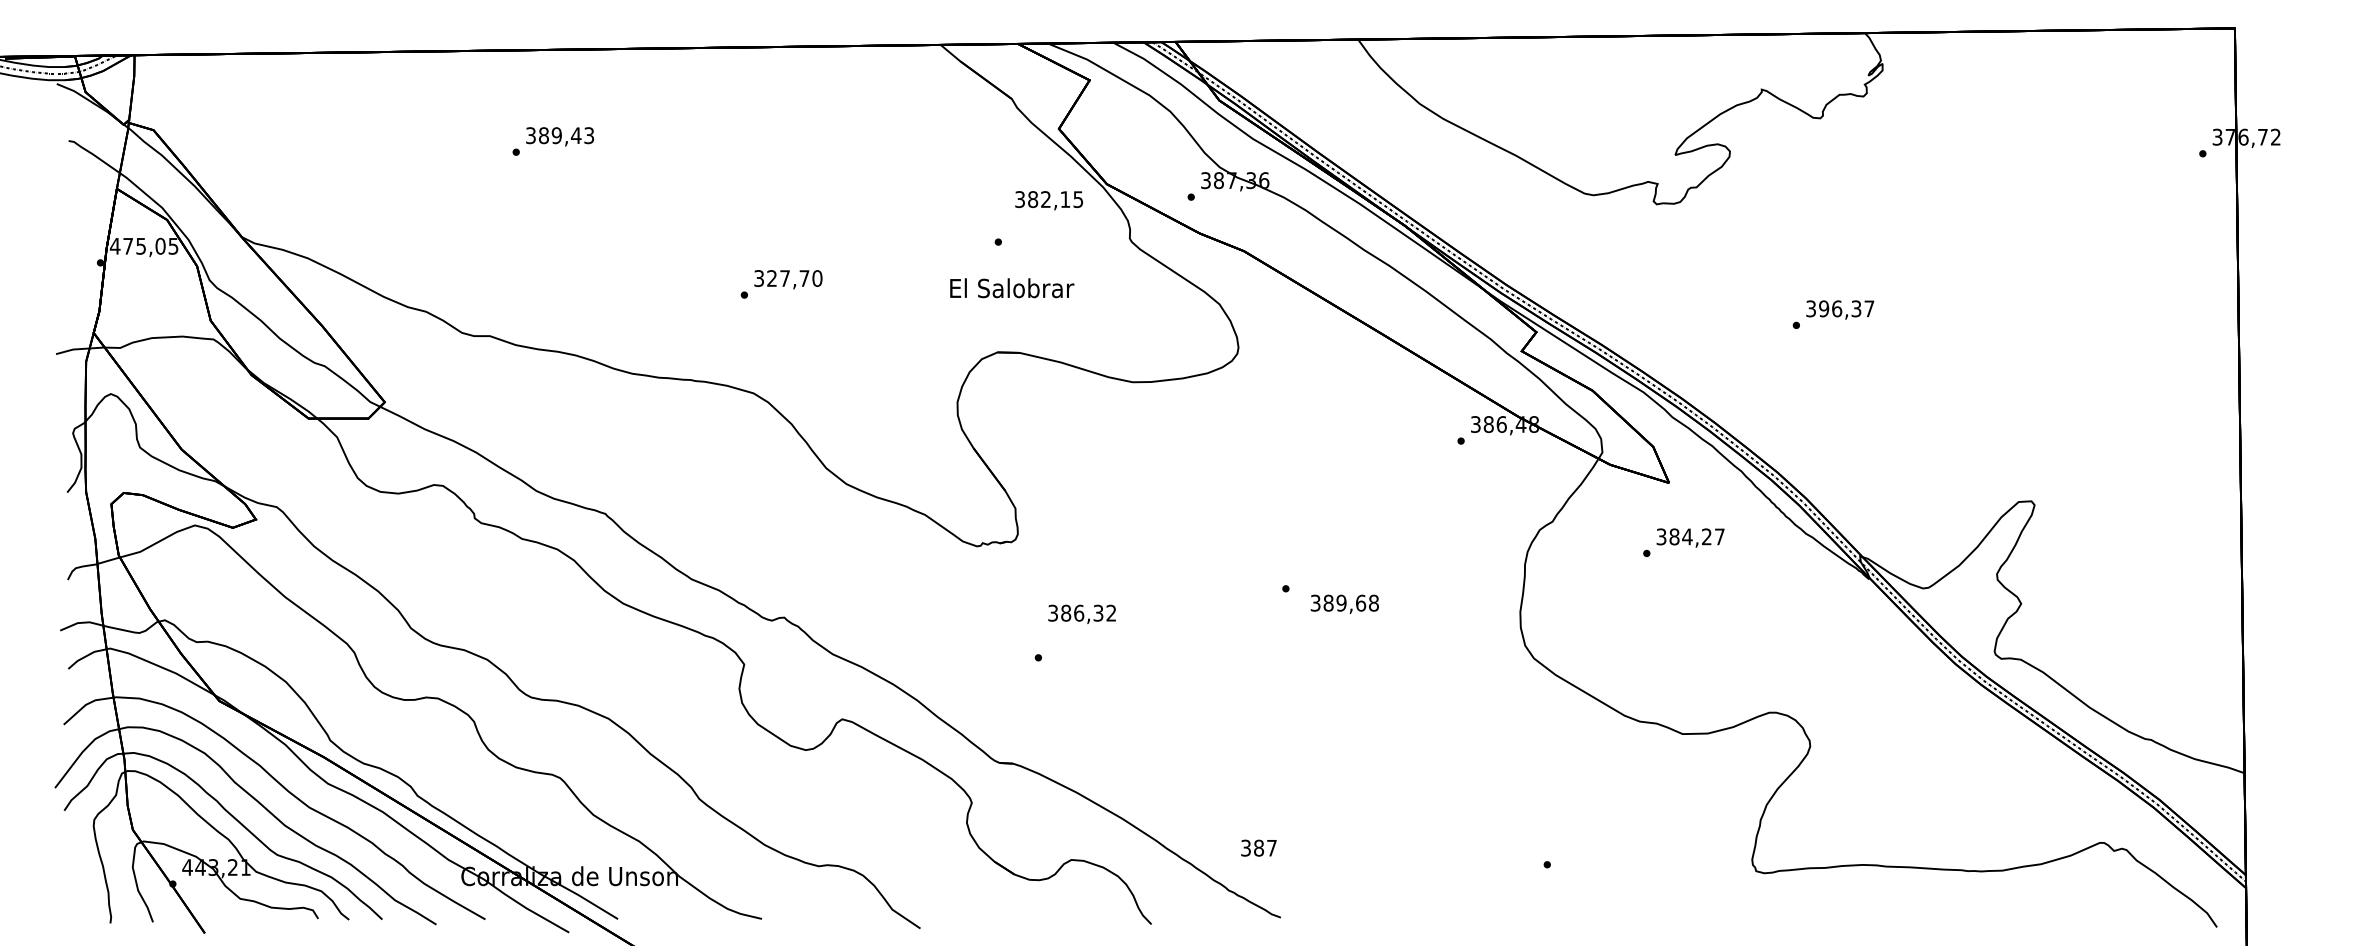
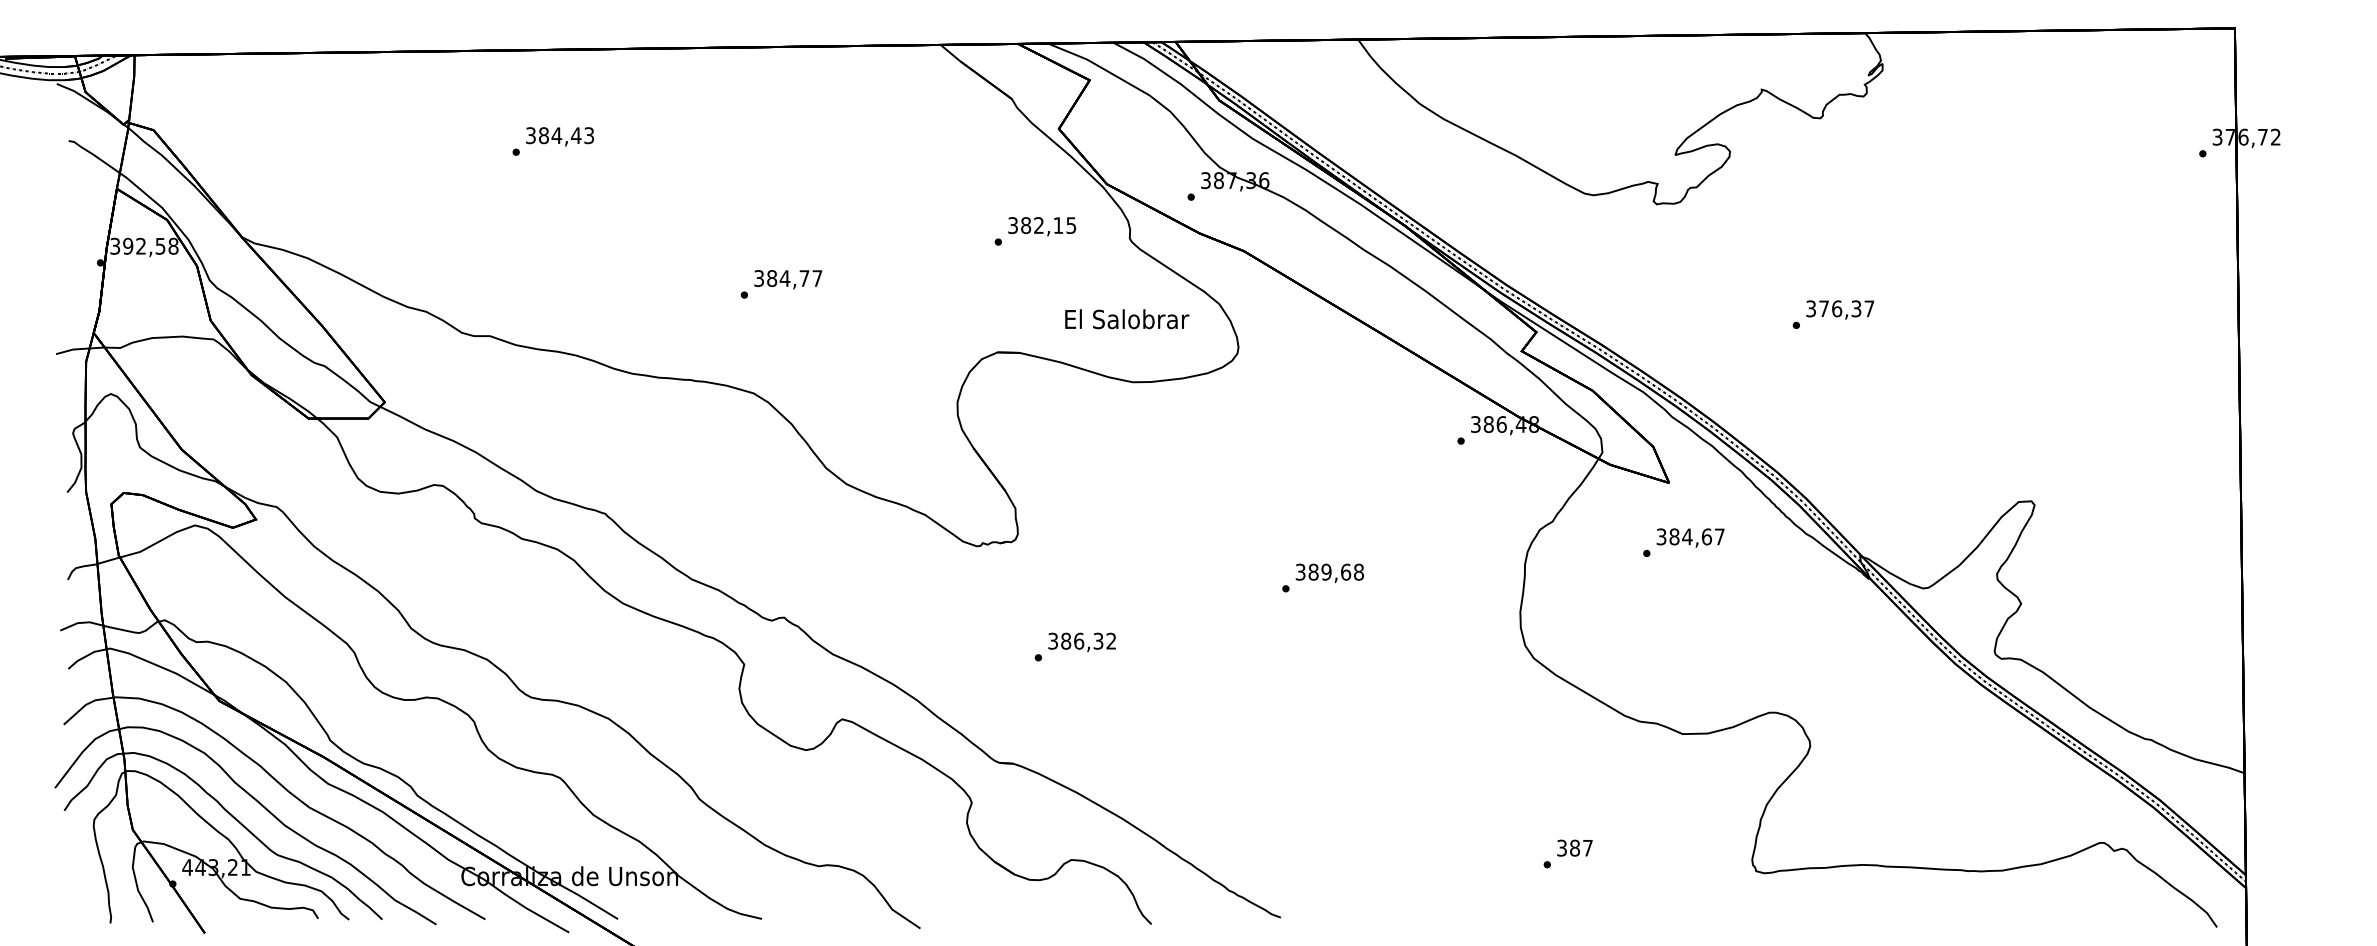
text: 389,43 -> 384,43 (556, 135)
text position: (1049, 200) -> (1042, 226) (1042, 226)
text: 475,05 -> 392,58 (143, 245)
text: 327,70 -> 384,77 (794, 278)
text position: (1012, 288) -> (1127, 319) (1127, 319)
text: 396,37 -> 376,37 (1824, 308)
text: 384,27 -> 384,67 (1706, 536)
text position: (1344, 603) -> (1329, 572) (1329, 572)
text position: (1081, 613) -> (1081, 641) (1081, 641)
text position: (1258, 847) -> (1574, 847) (1574, 847)
